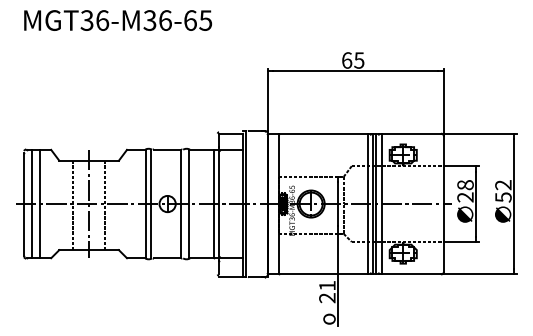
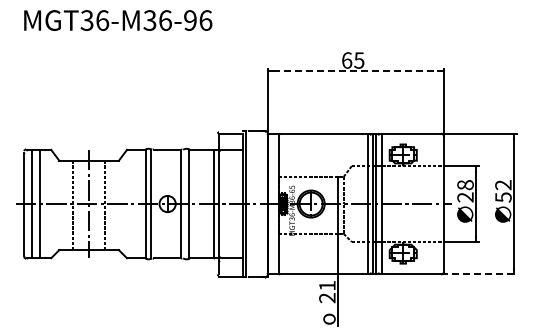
text: MGT36-M36-65 -> MGT36-M36-96 (198, 20)
line: solid -> dashed (355, 71)
line: solid -> dashed (479, 274)
